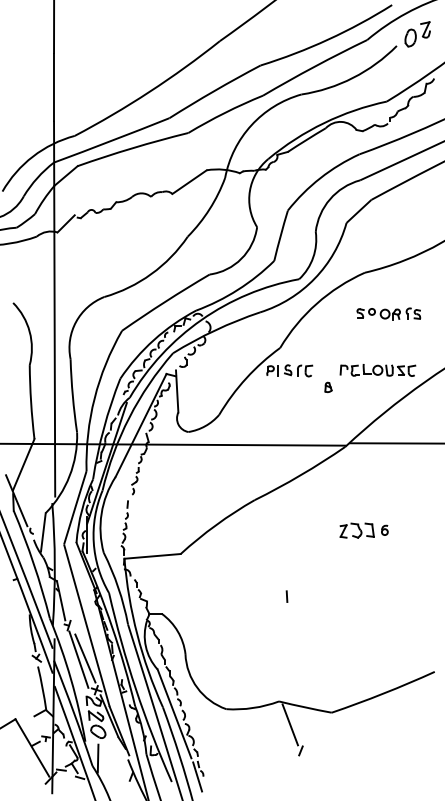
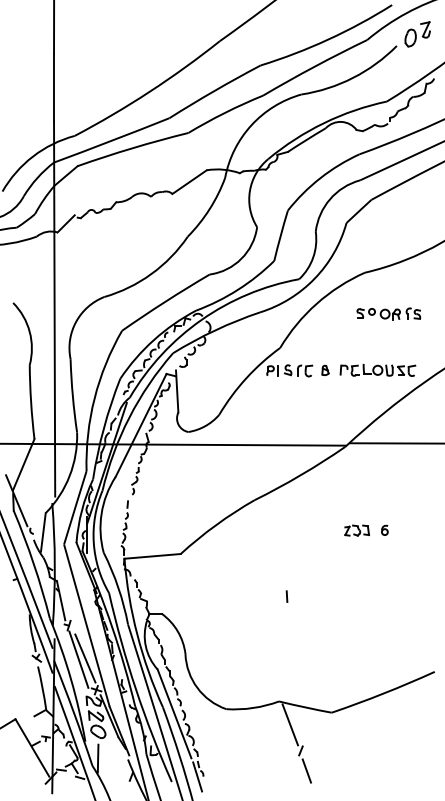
part position: (328, 386) -> (325, 369) (325, 369)
part size: 36x17 px -> 26x13 px (356, 530)
line: none -> present (306, 770)
